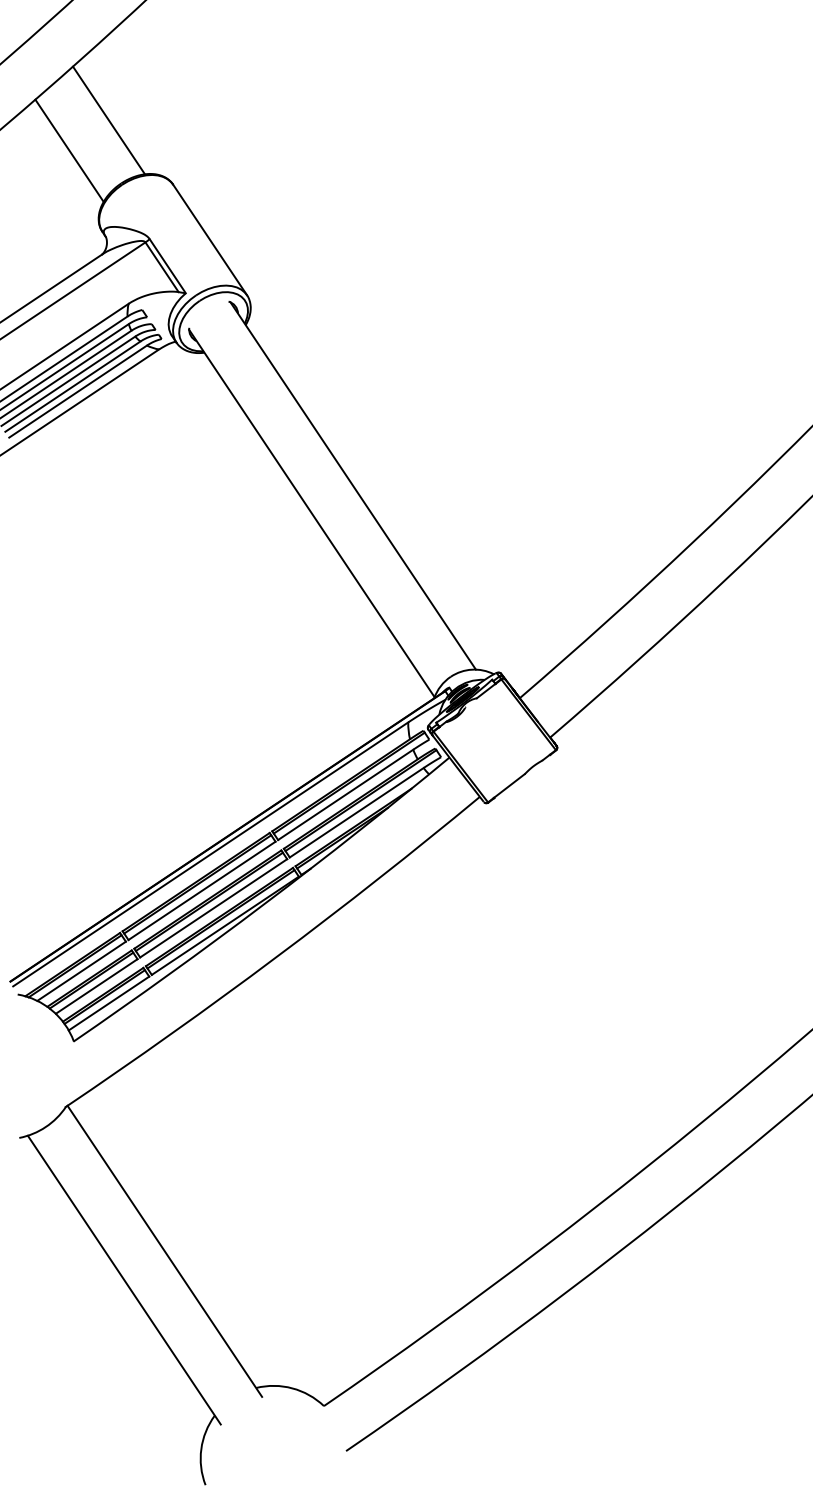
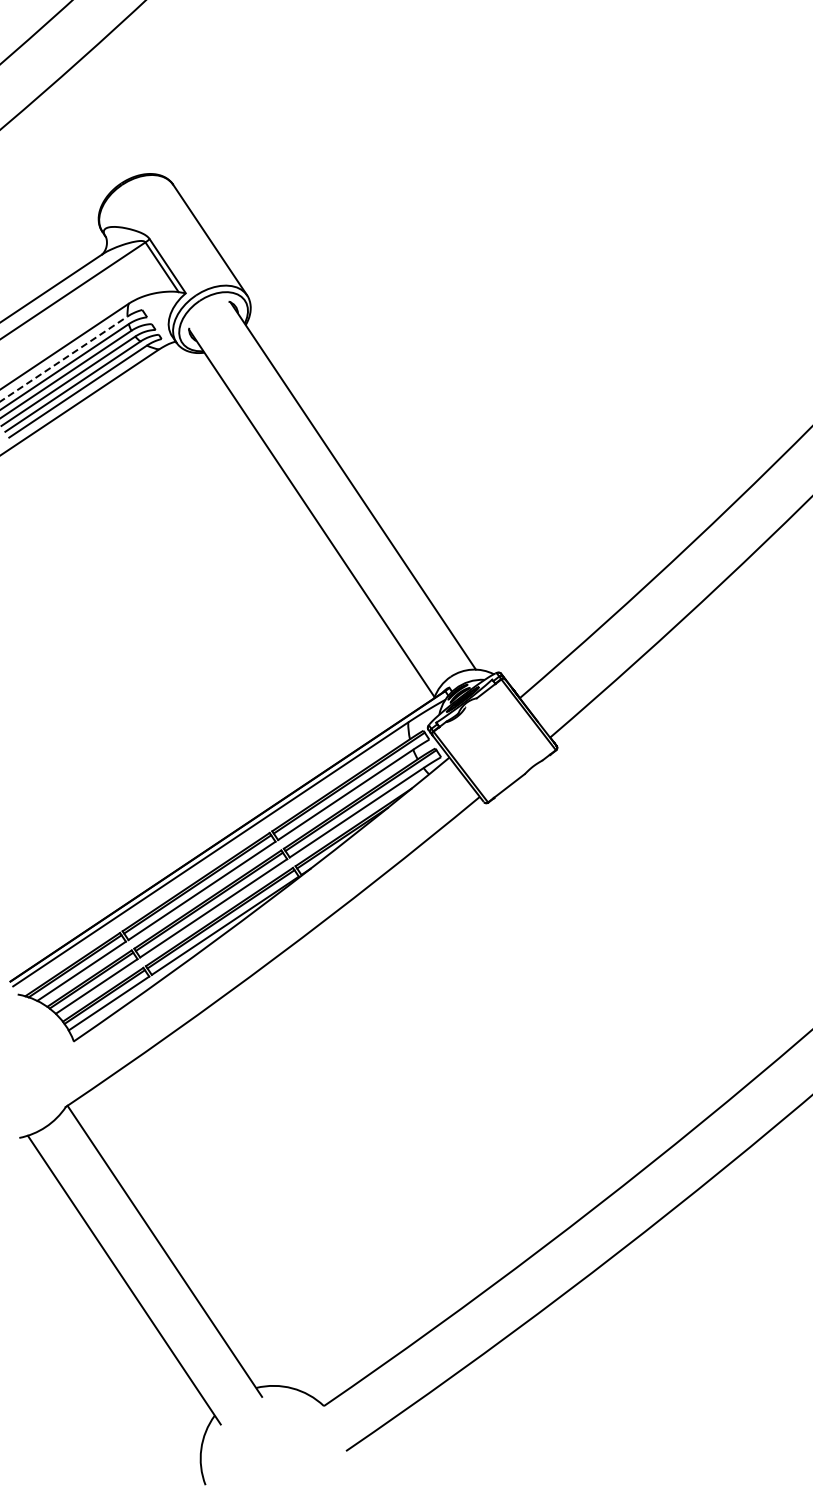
line: present -> none (109, 120)
line: present -> none (69, 150)
line: solid -> dashed (64, 358)
